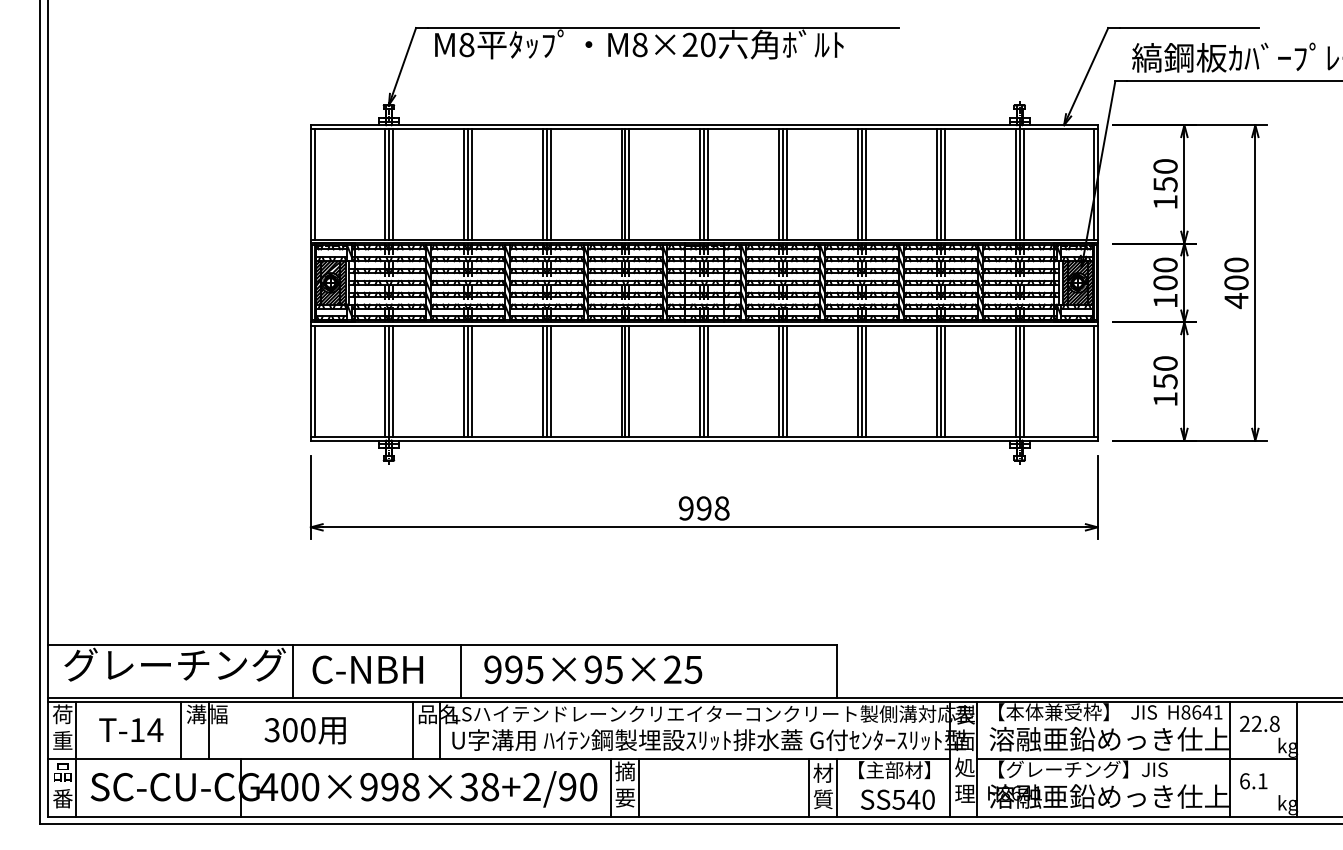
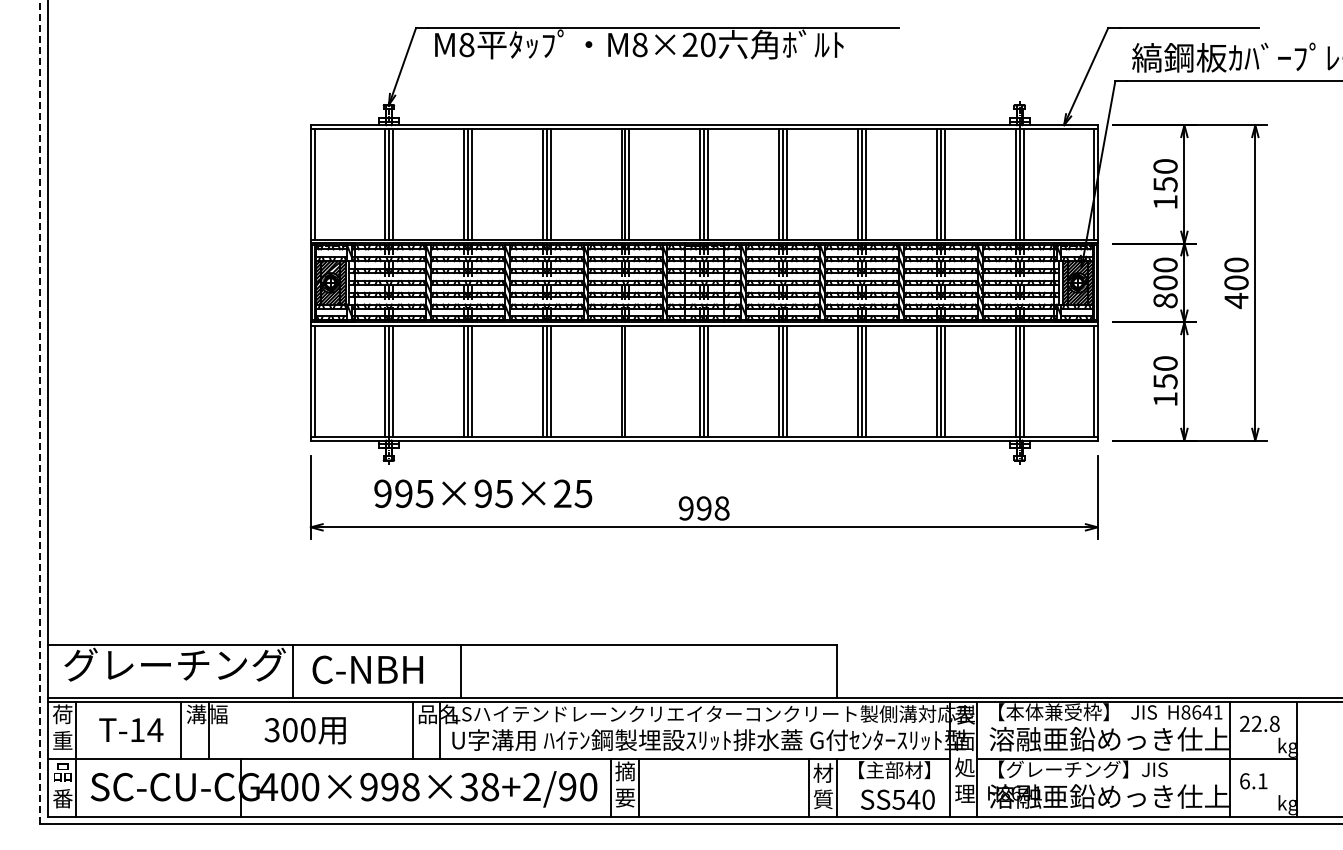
text: 100 -> 800 (1165, 300)
line: present -> none (629, 381)
line: solid -> dashed (40, 412)
text position: (593, 669) -> (483, 493) (483, 493)
